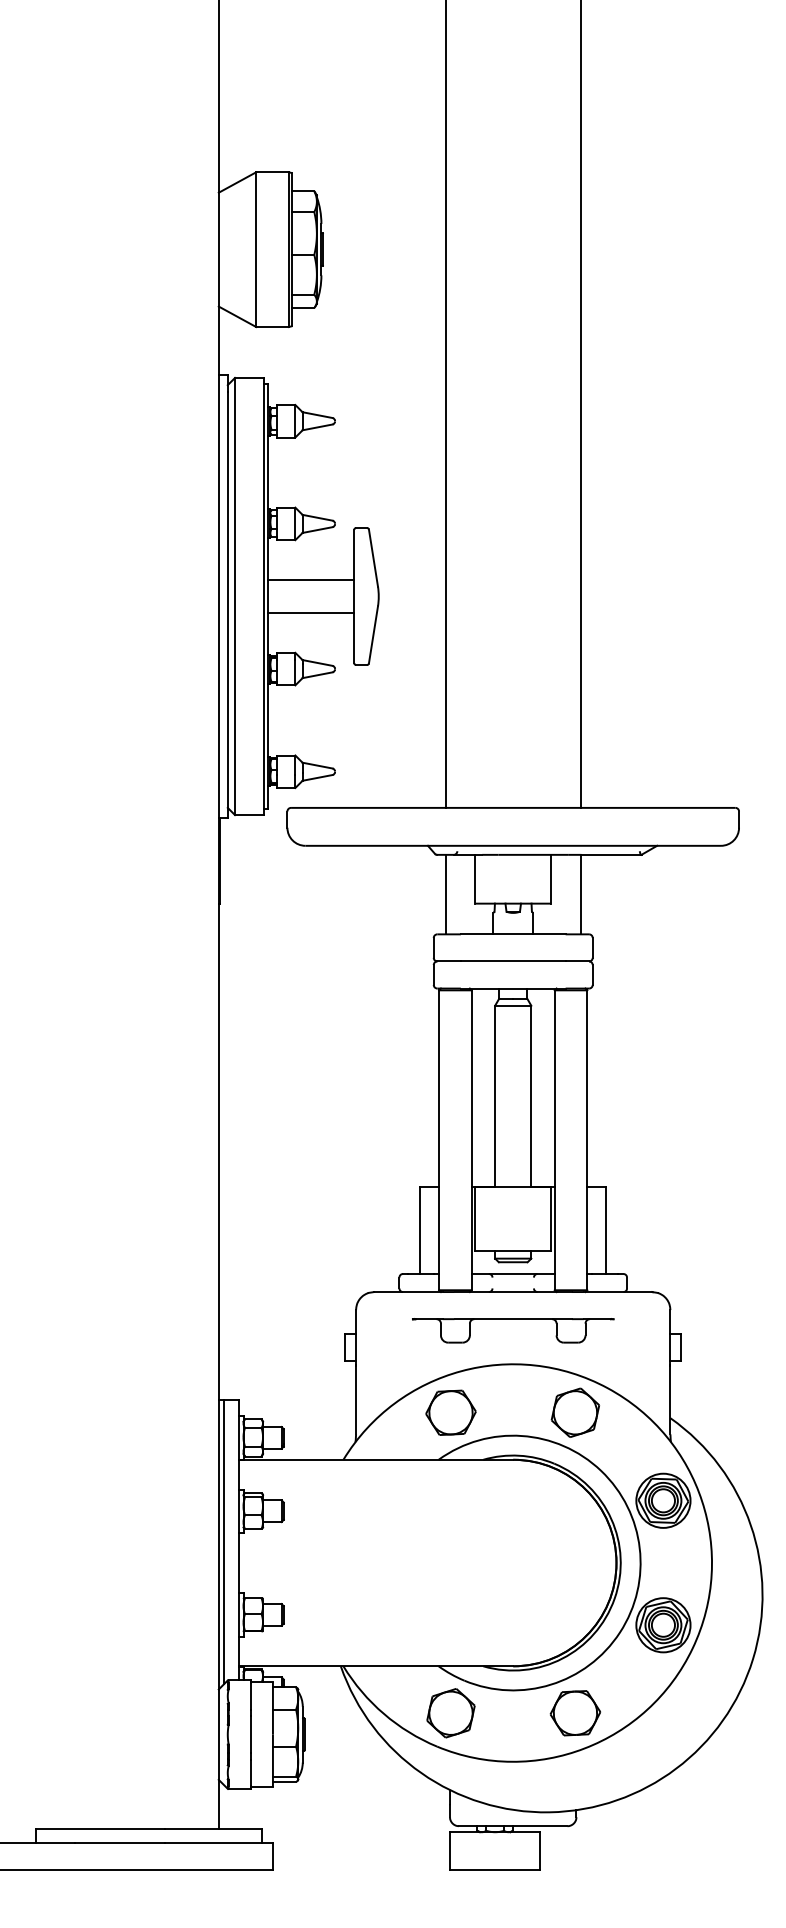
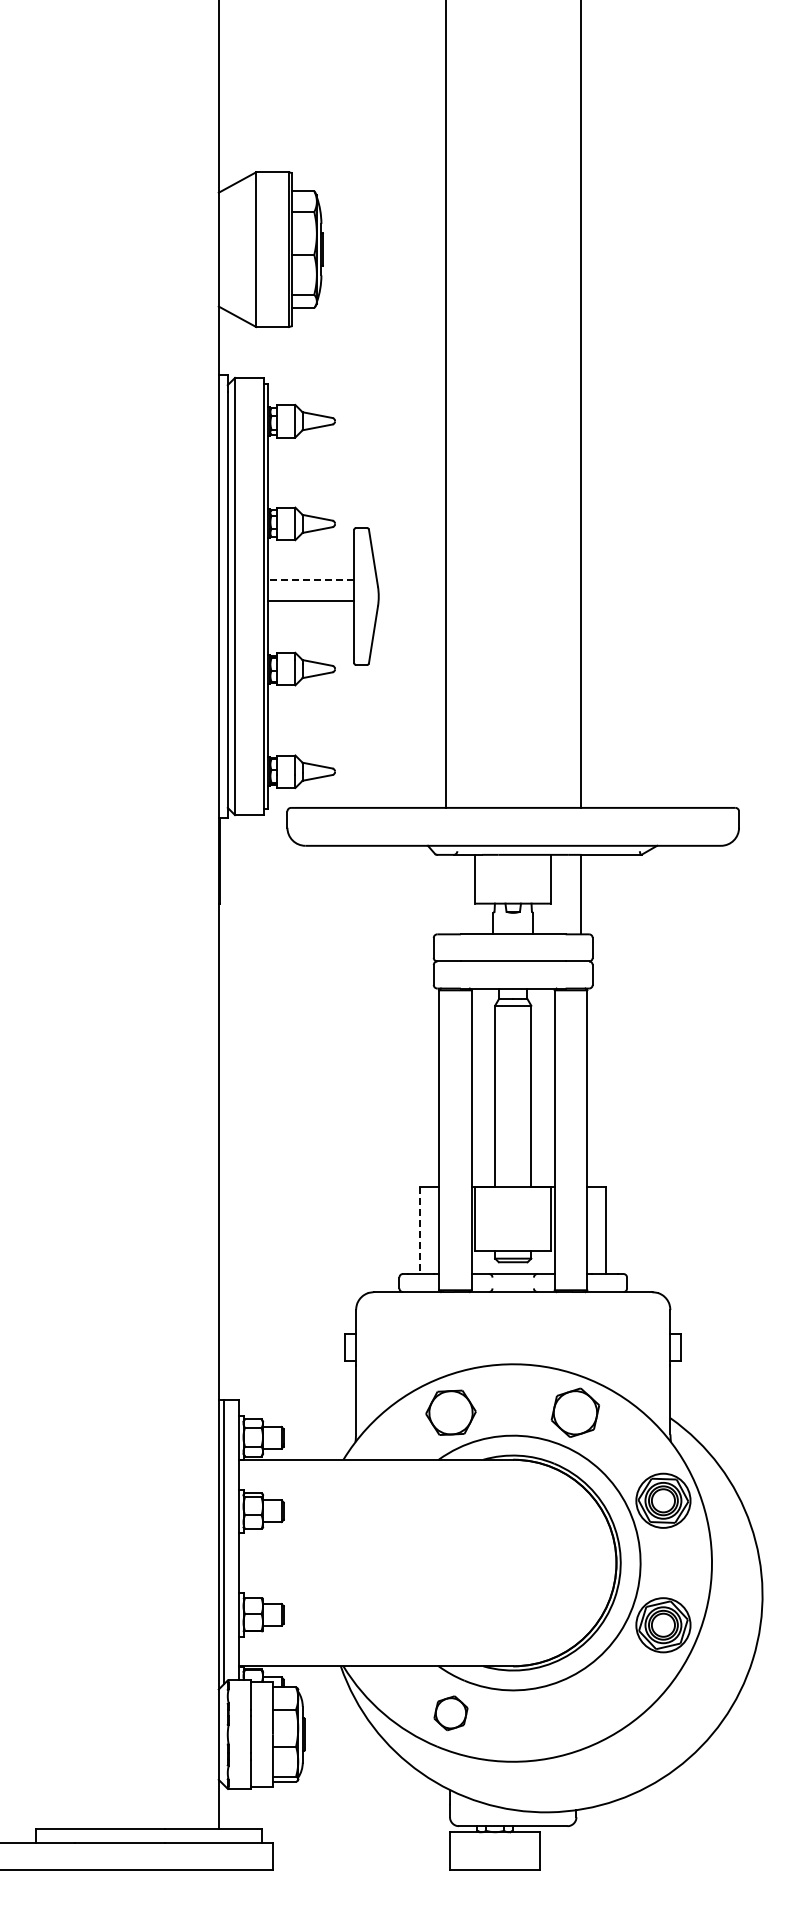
line: solid -> dashed (310, 580)
line position: (310, 612) -> (310, 600) (310, 600)
line: present -> none (445, 894)
line: solid -> dashed (420, 1230)
part: present -> none (513, 1319)
part size: 50x51 px -> 36x37 px (450, 1713)
part: present -> none (575, 1713)
